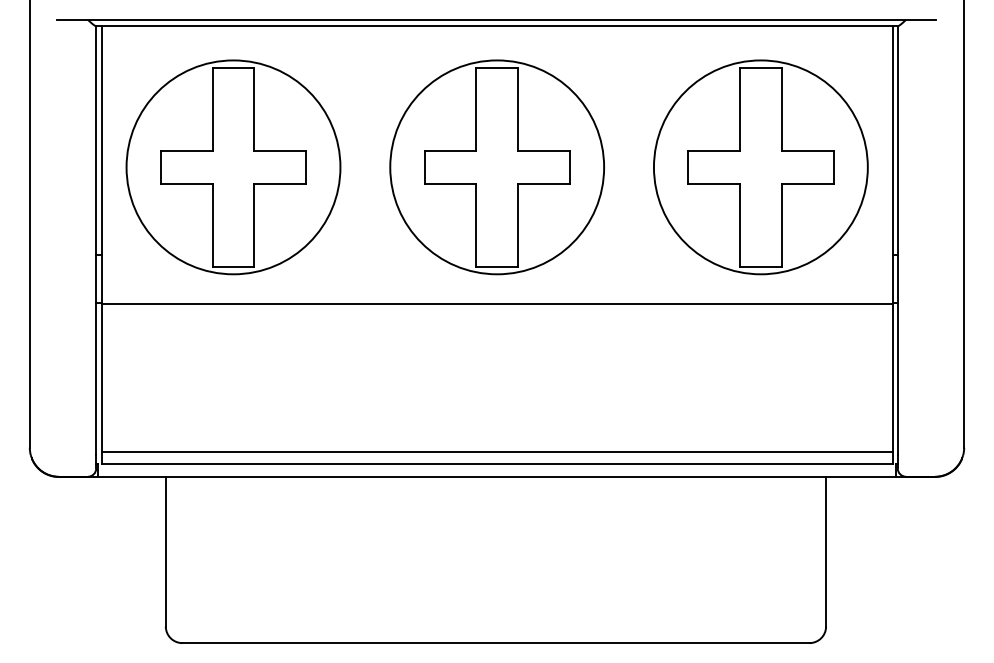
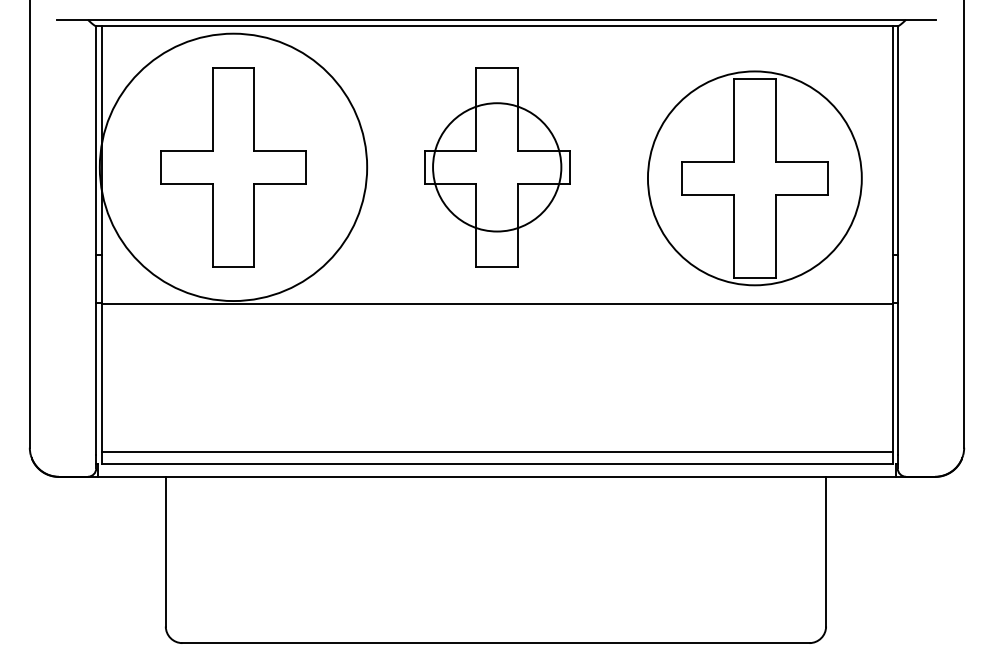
circle diameter: 214 px -> 267 px (233, 167)
circle diameter: 214 px -> 128 px (497, 167)
part position: (760, 167) -> (754, 178) (754, 178)
